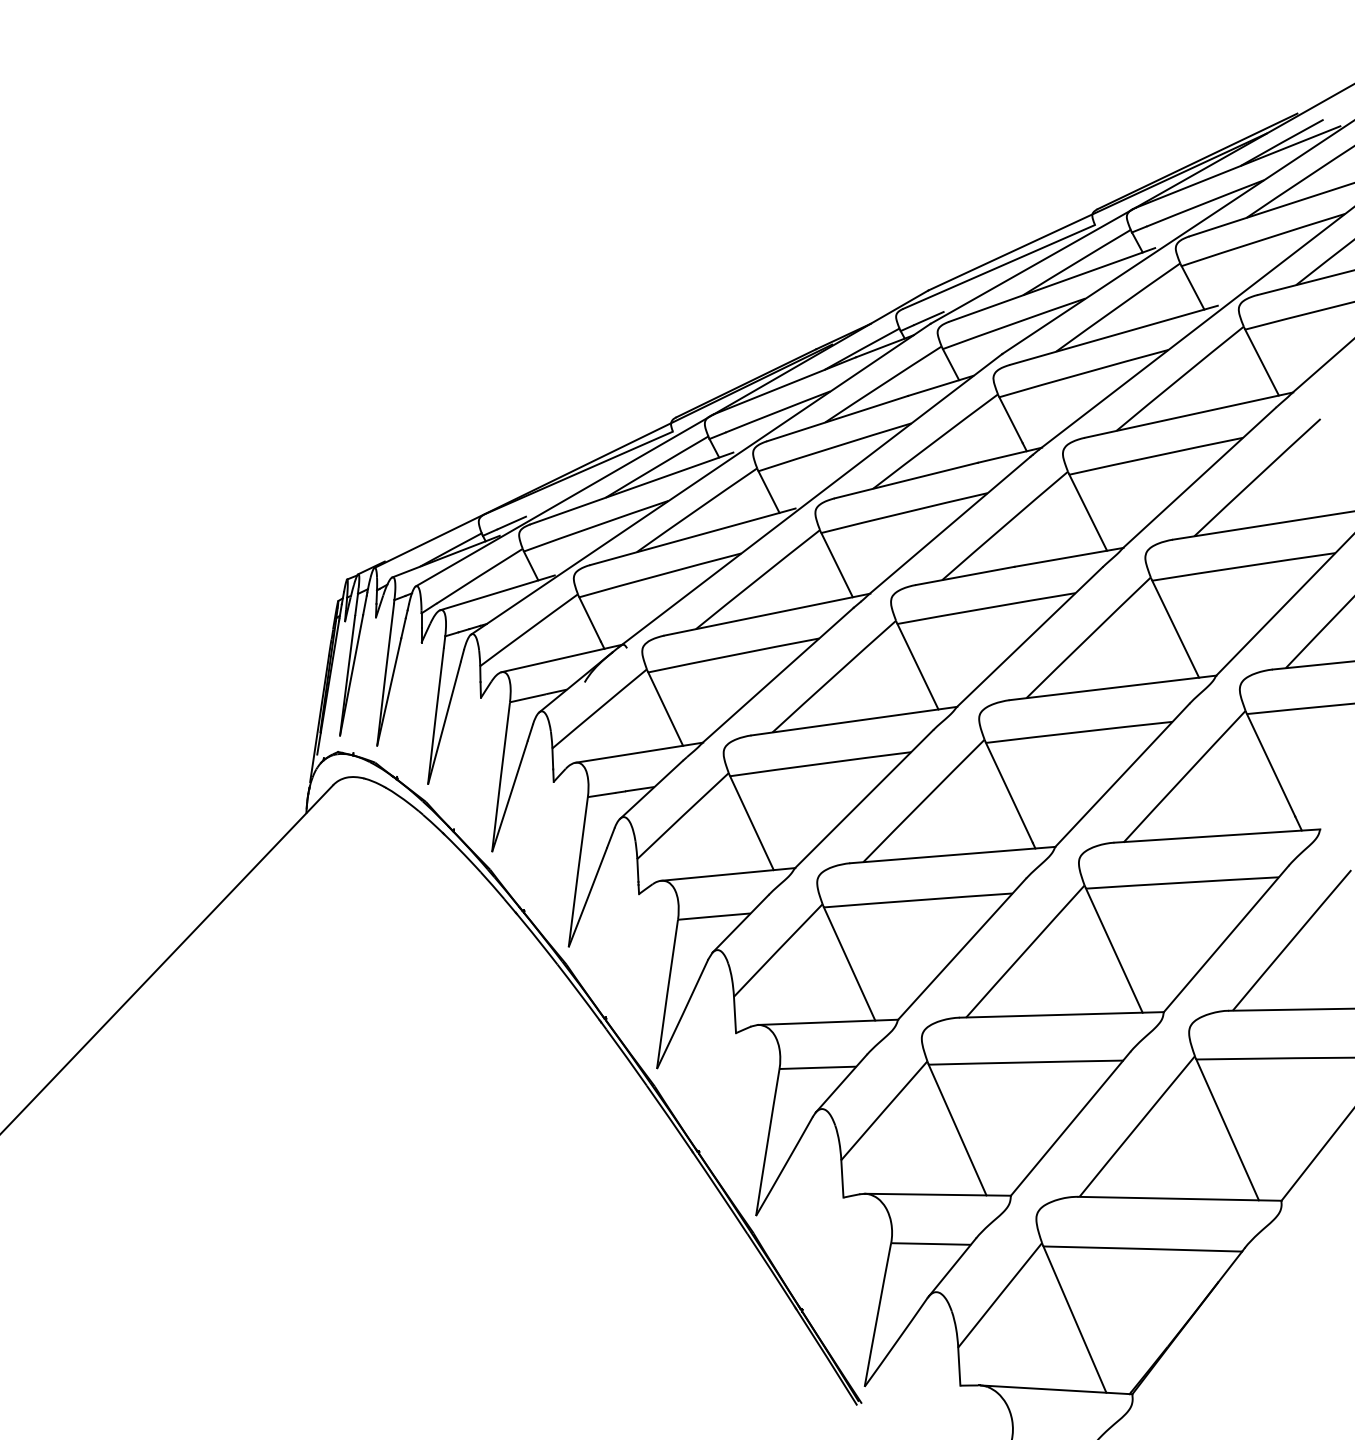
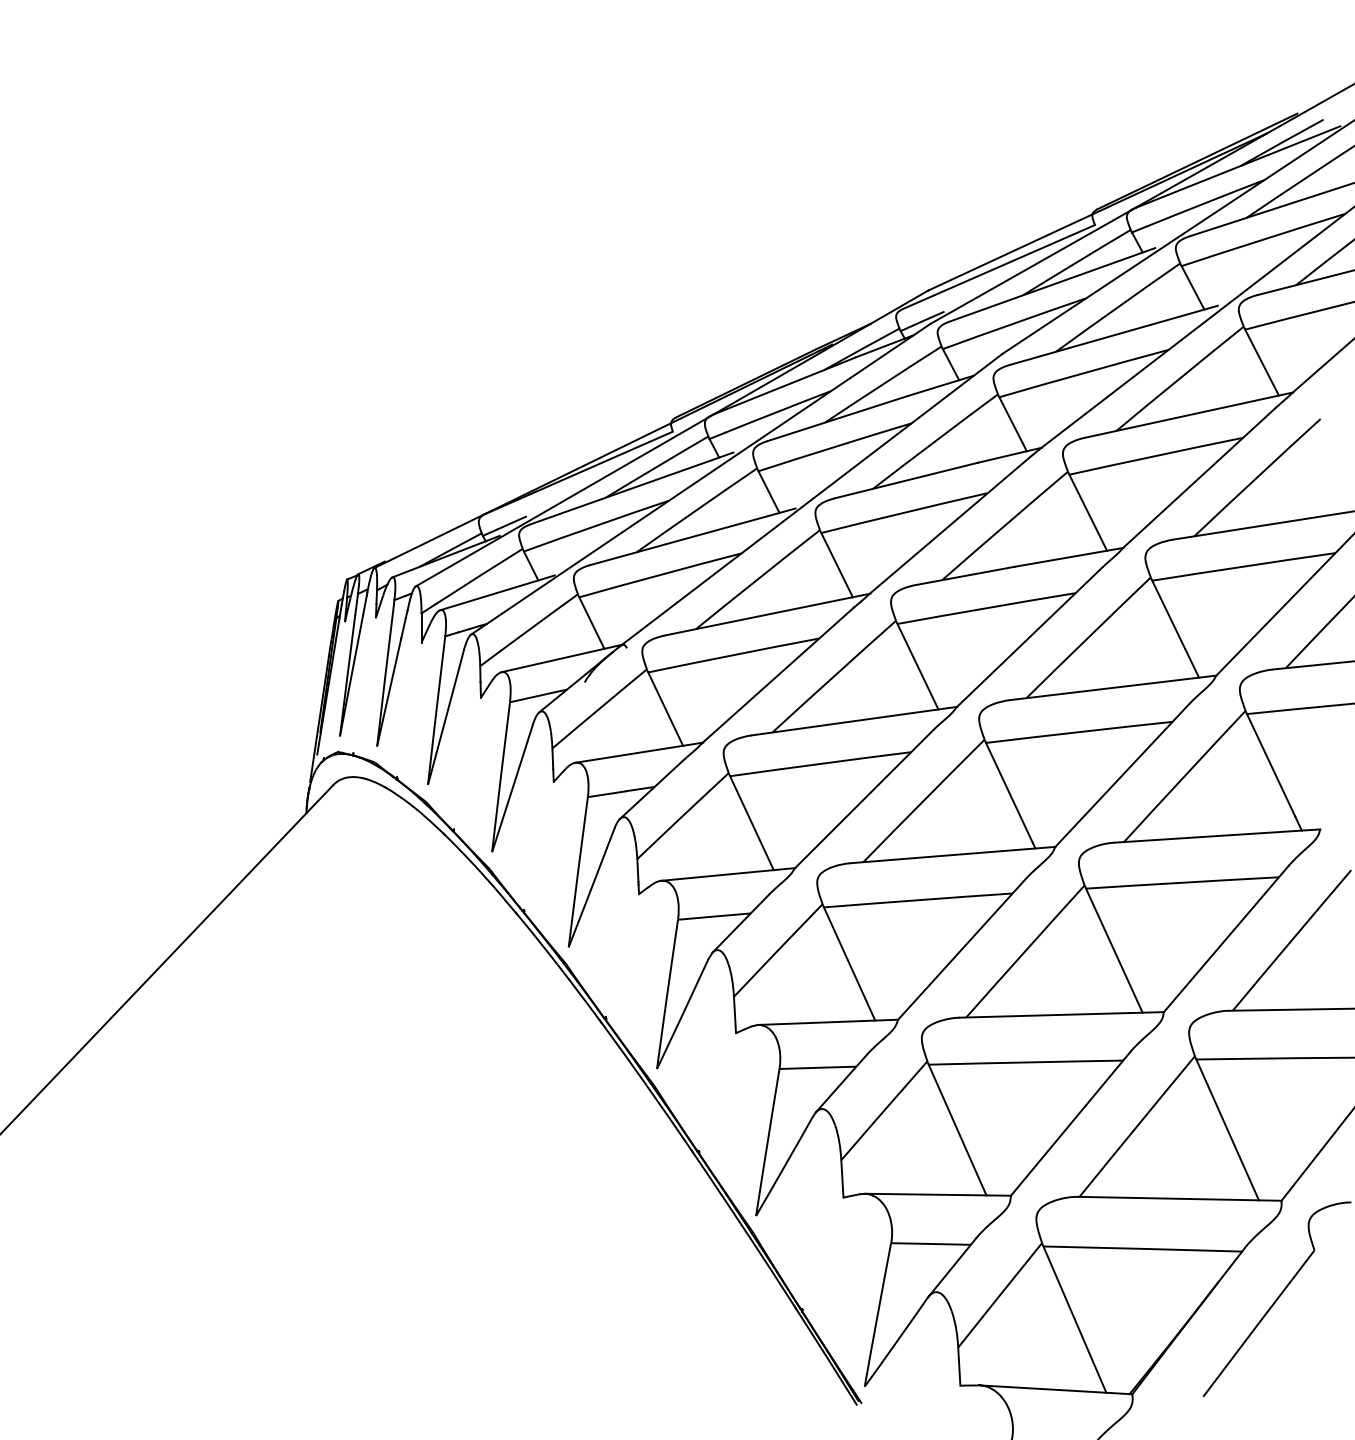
part: none -> present (1276, 1298)
